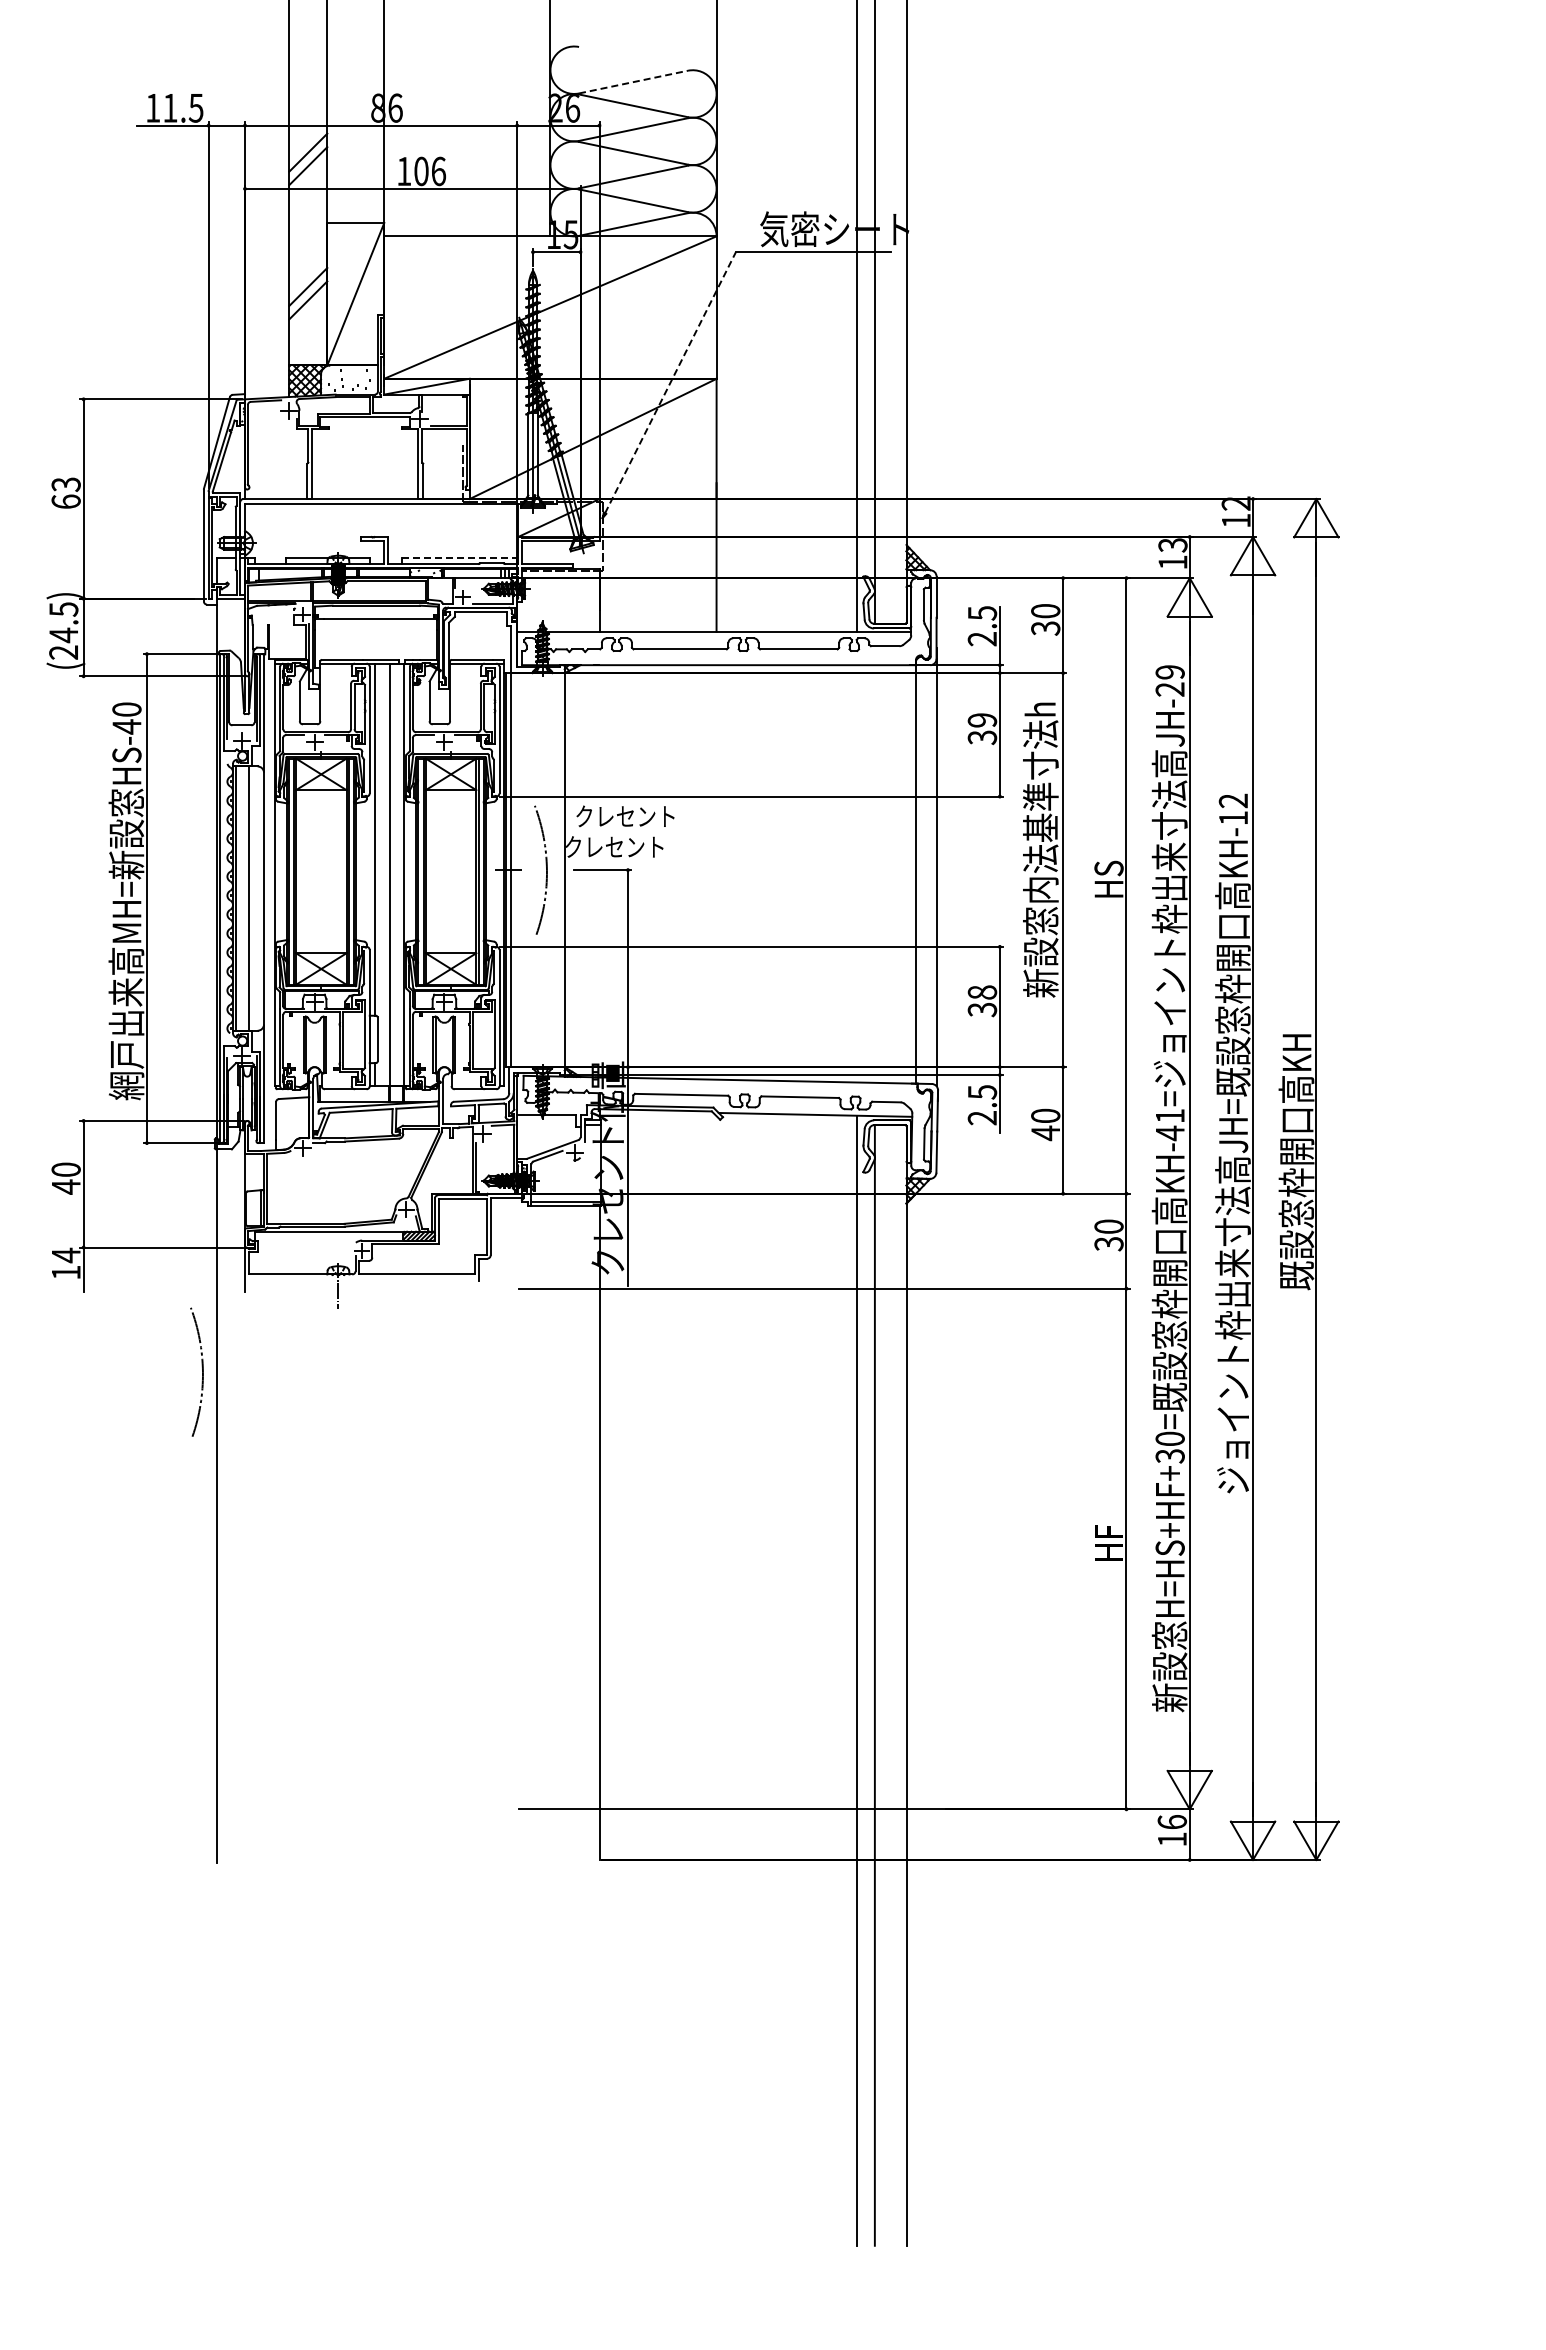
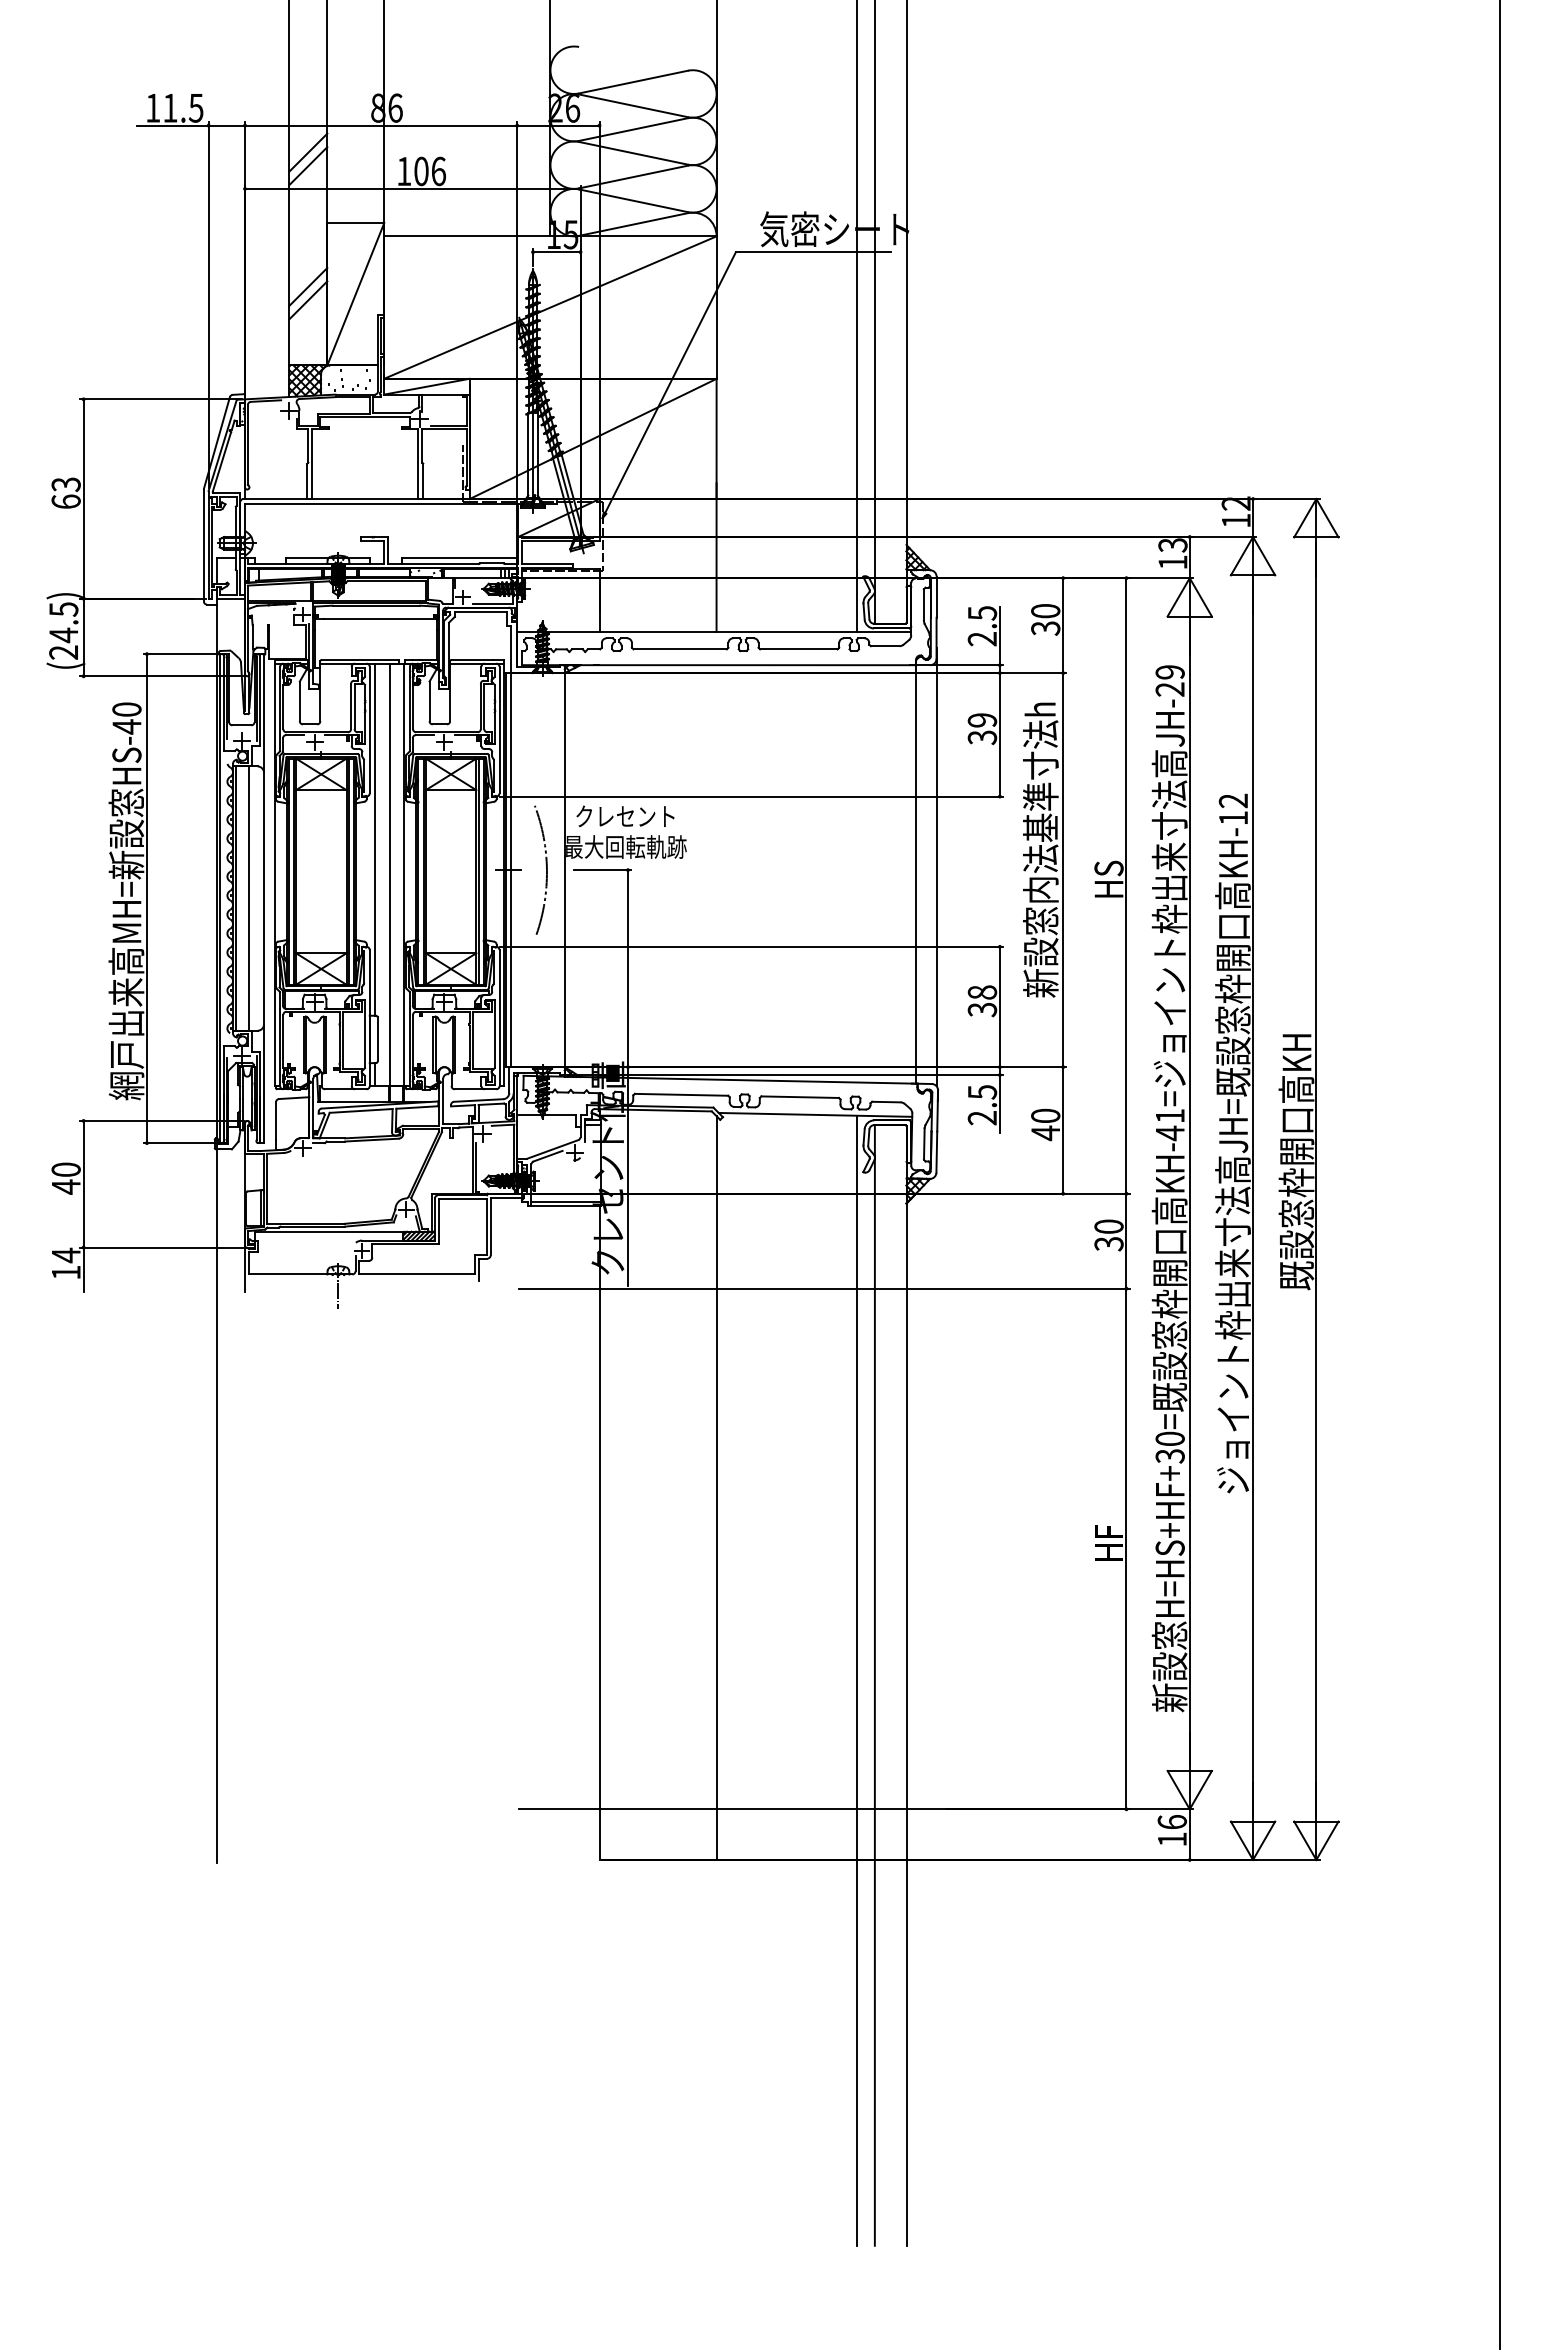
line: dashed -> solid (633, 82)
line: dashed -> solid (670, 382)
line: dashed -> solid (459, 557)
text: クレセント -> 最大回転軌跡 (626, 846)
line: none -> present (1499, 1174)
arc: present -> none (202, 1371)
line: none -> present (716, 1487)
